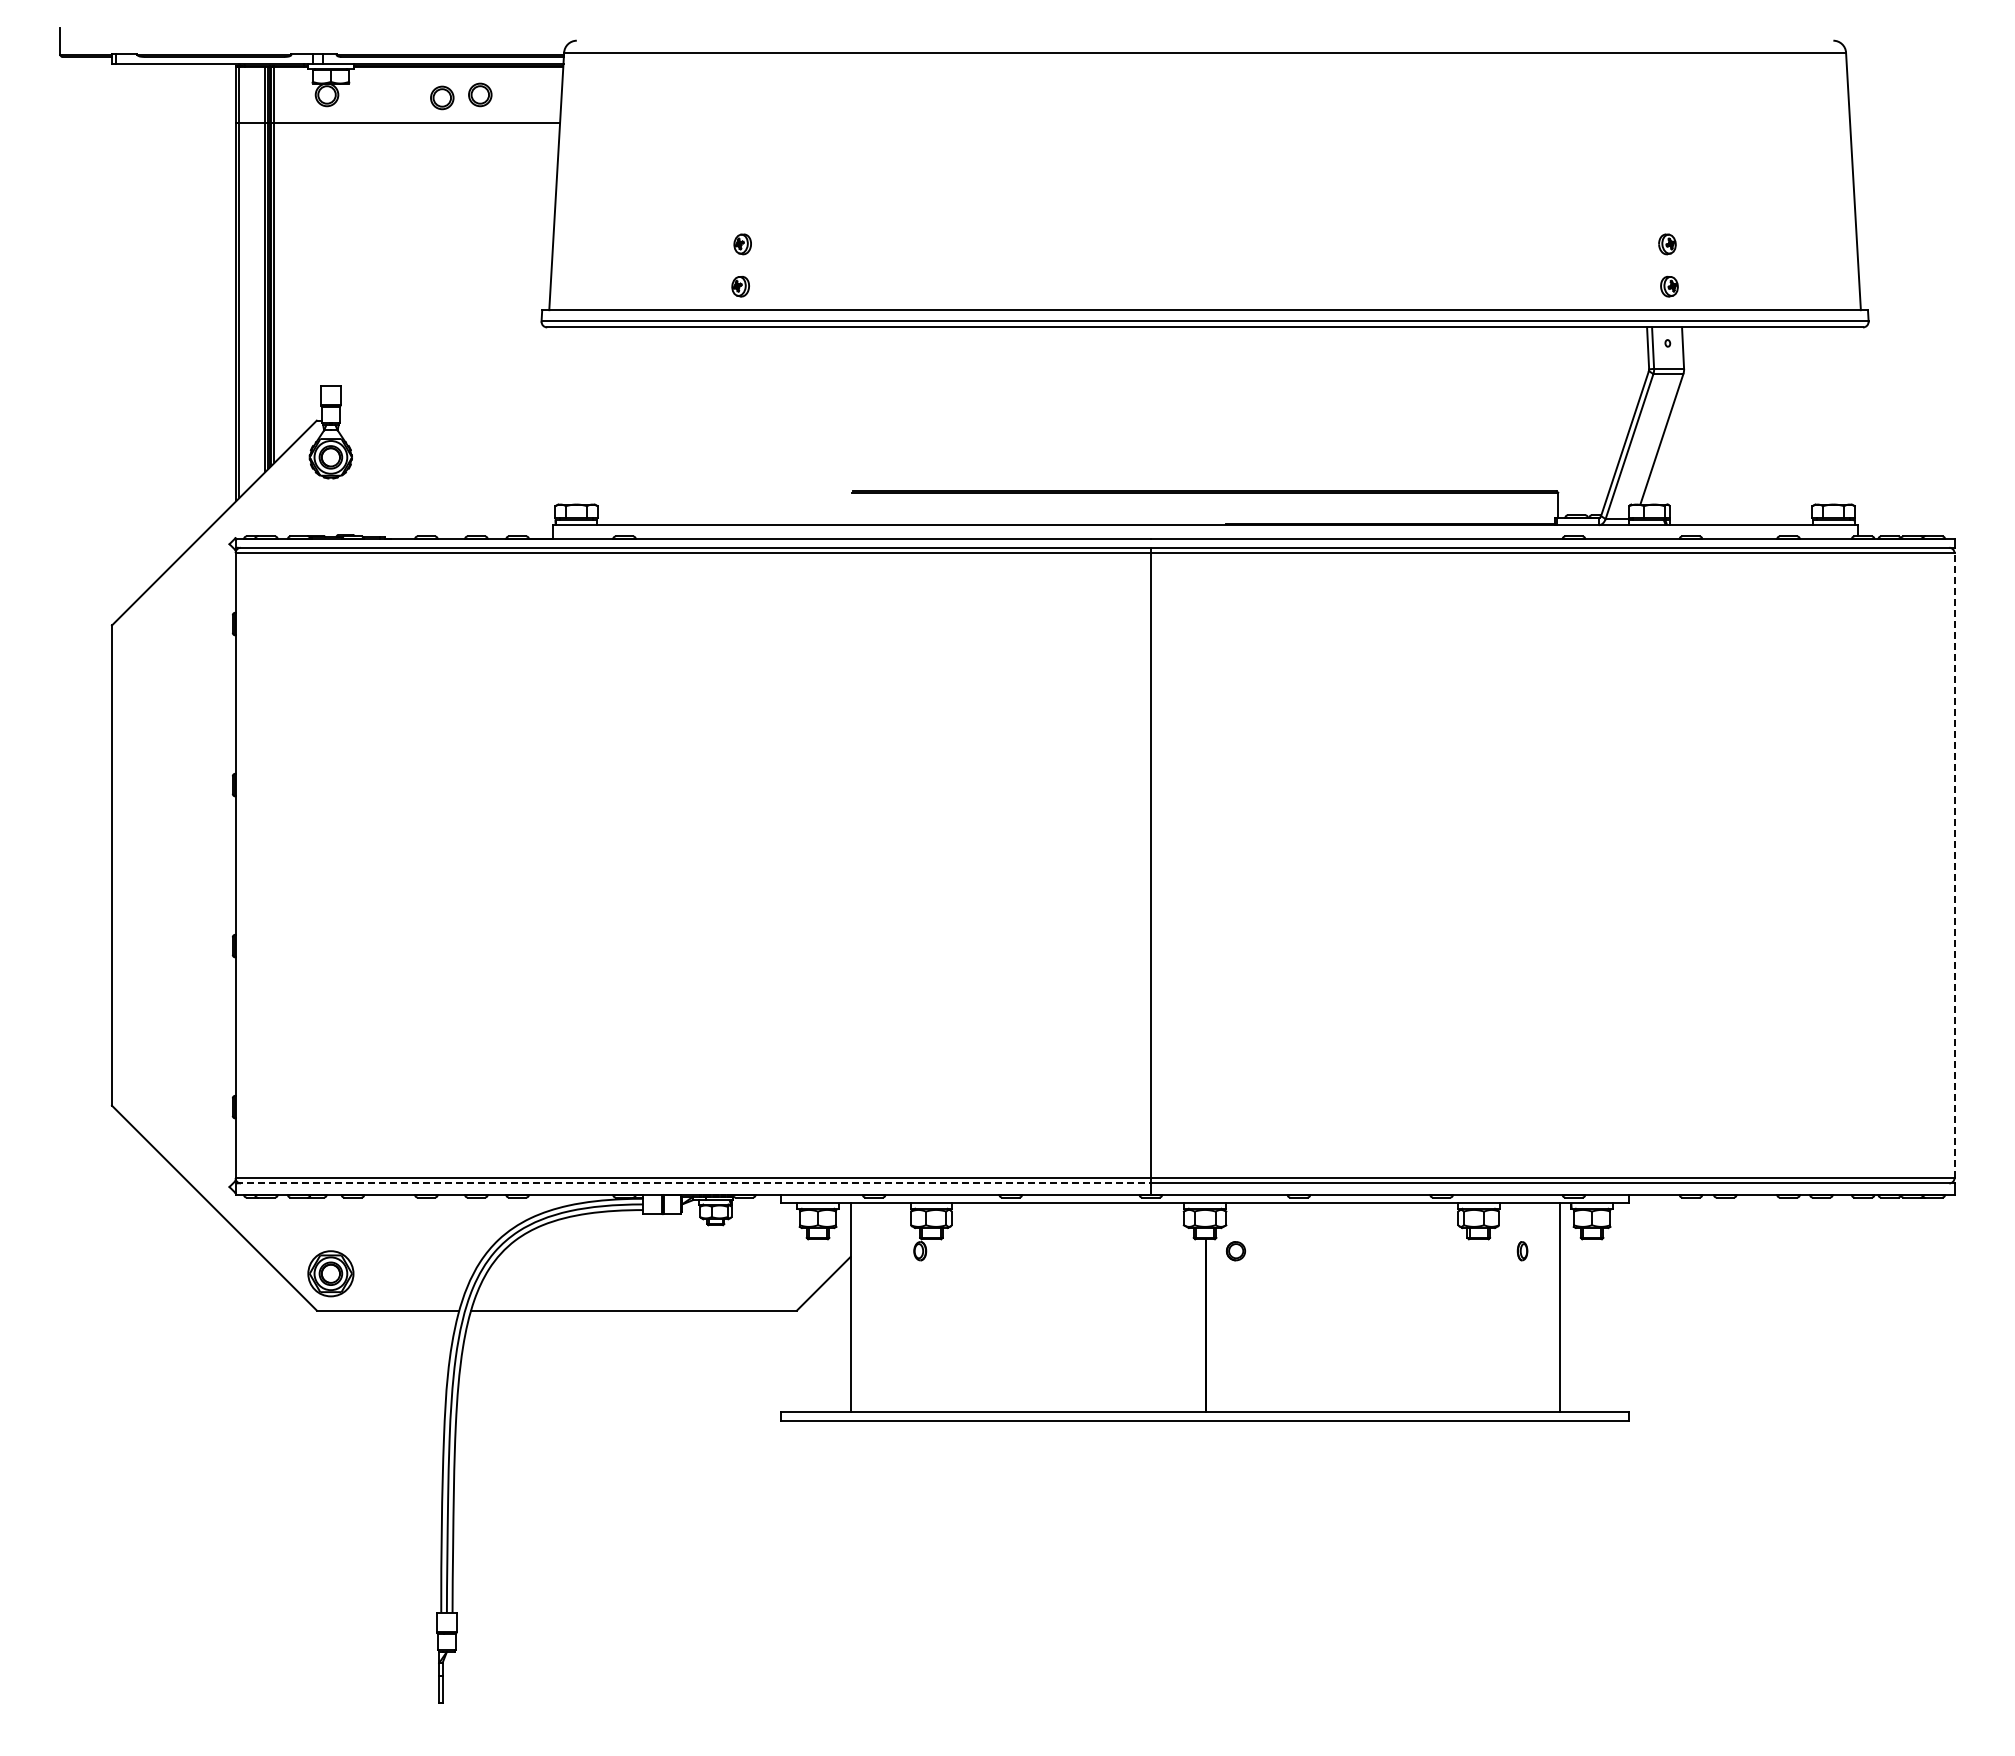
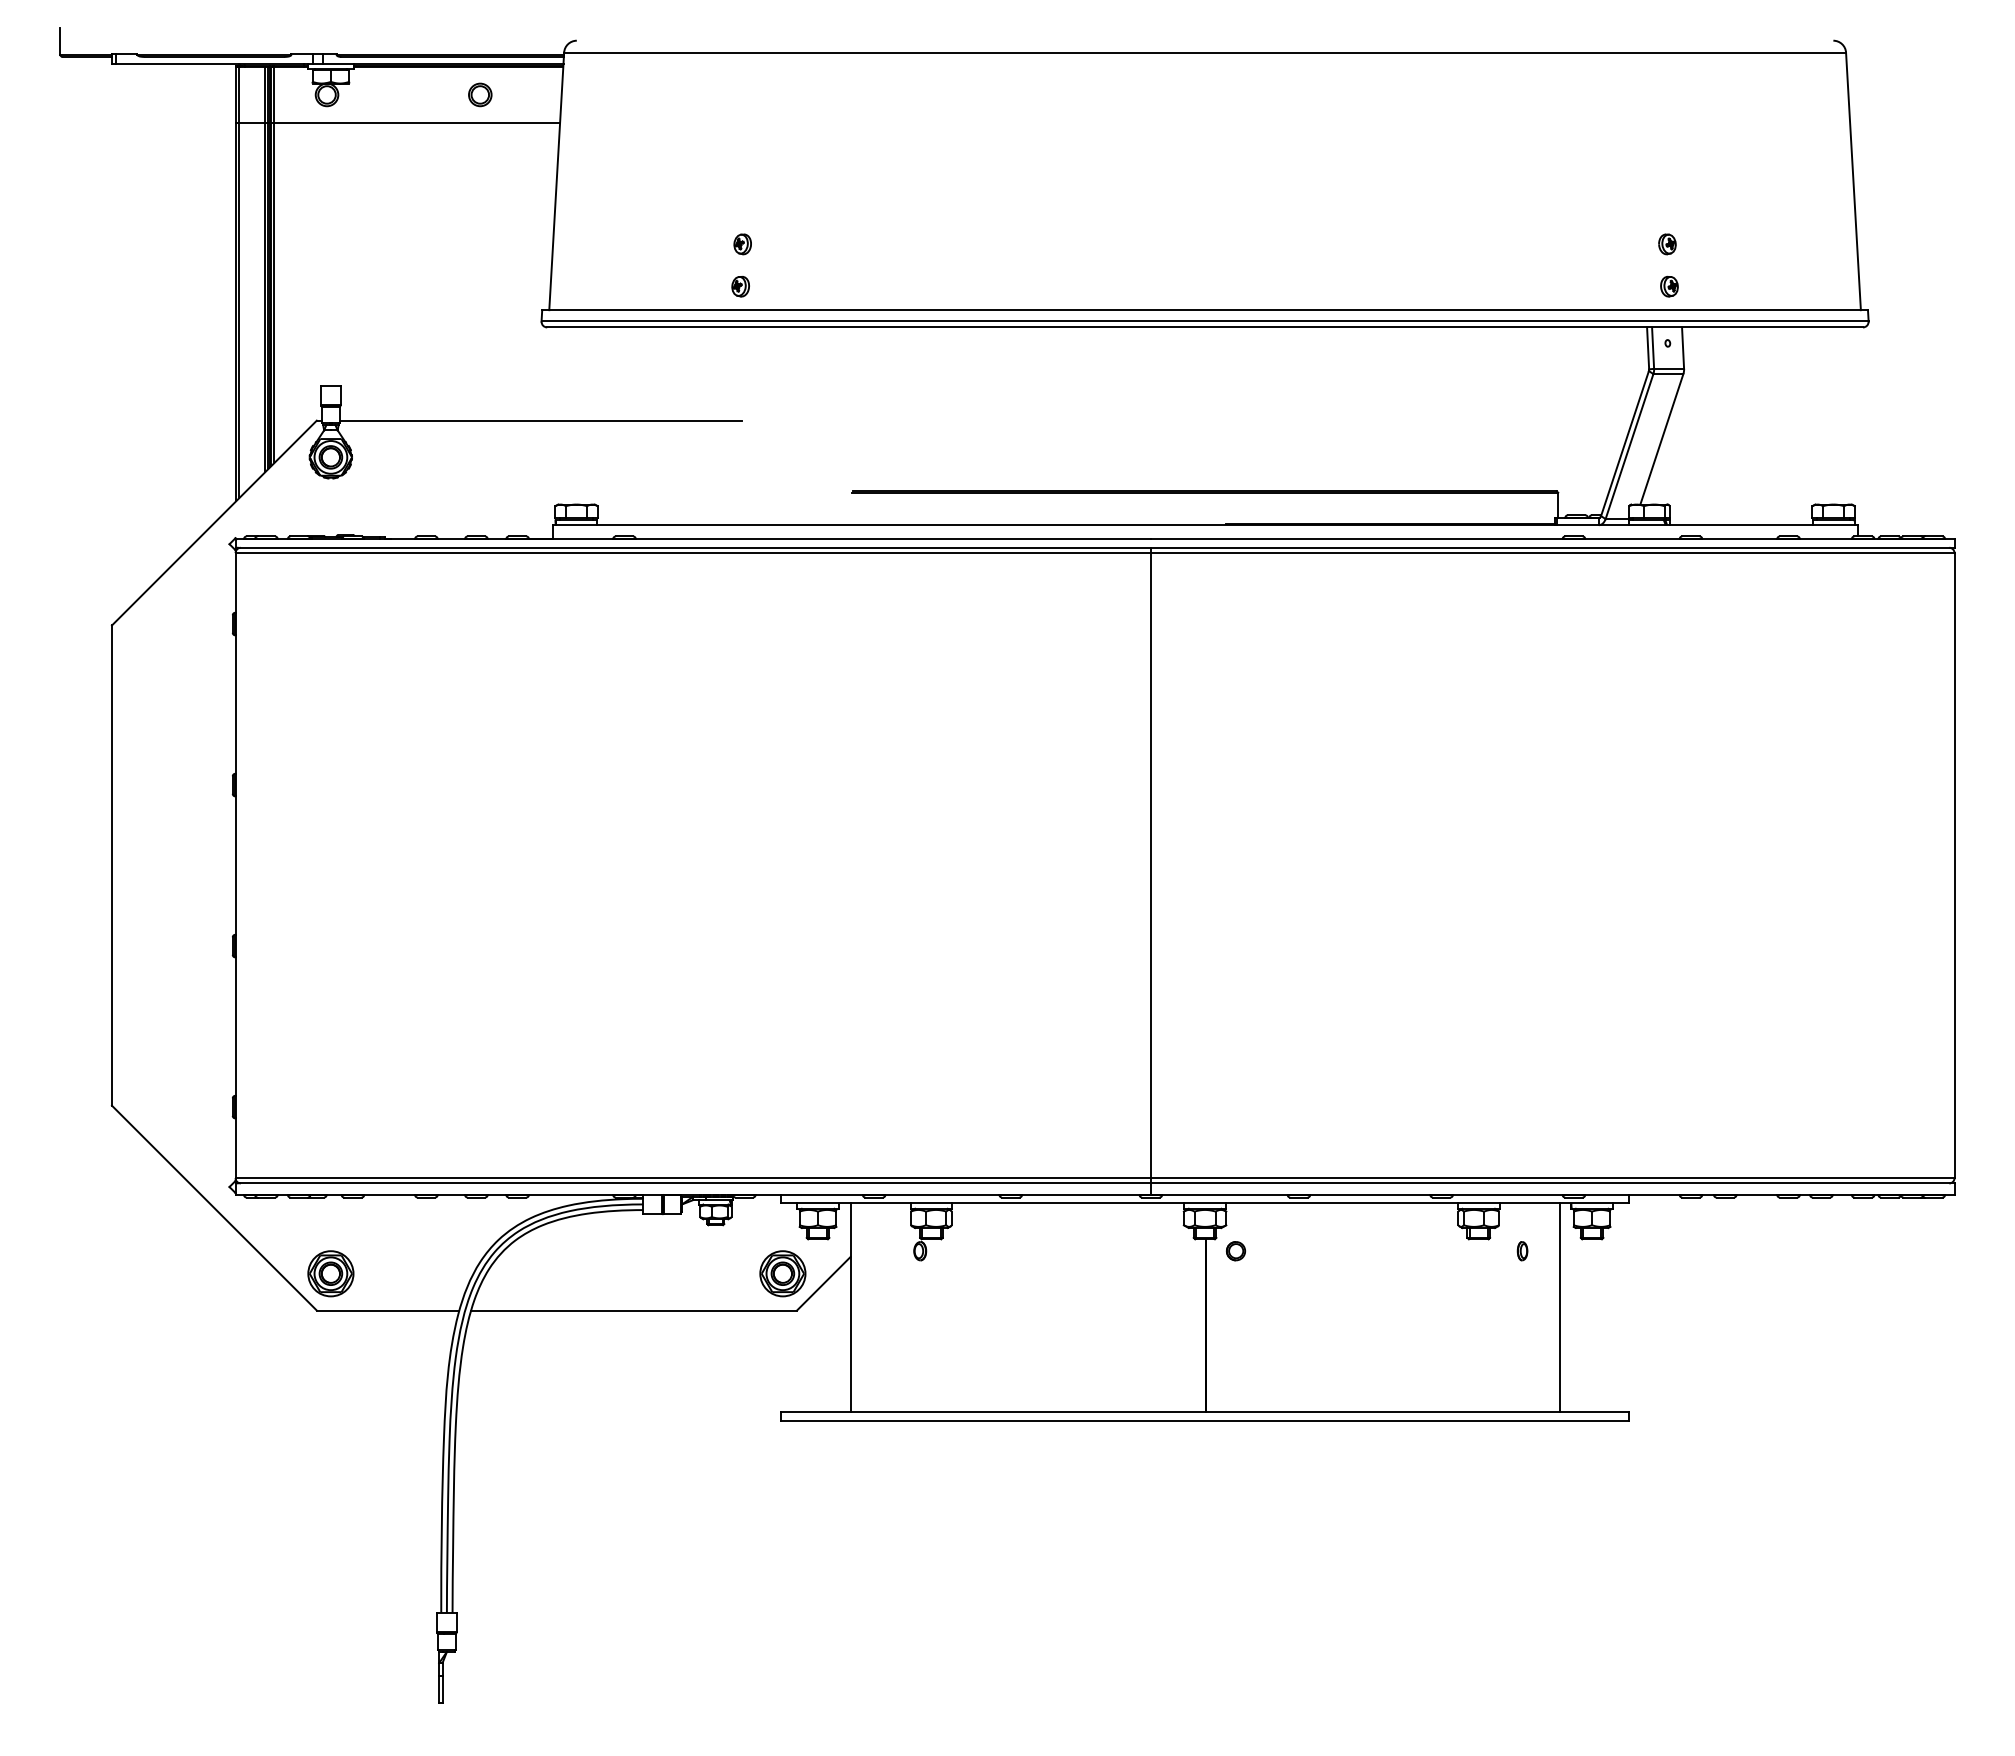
part: present -> none (442, 97)
line: none -> present (541, 420)
line: dashed -> solid (1954, 865)
line: dashed -> solid (693, 1183)
part: none -> present (782, 1273)
